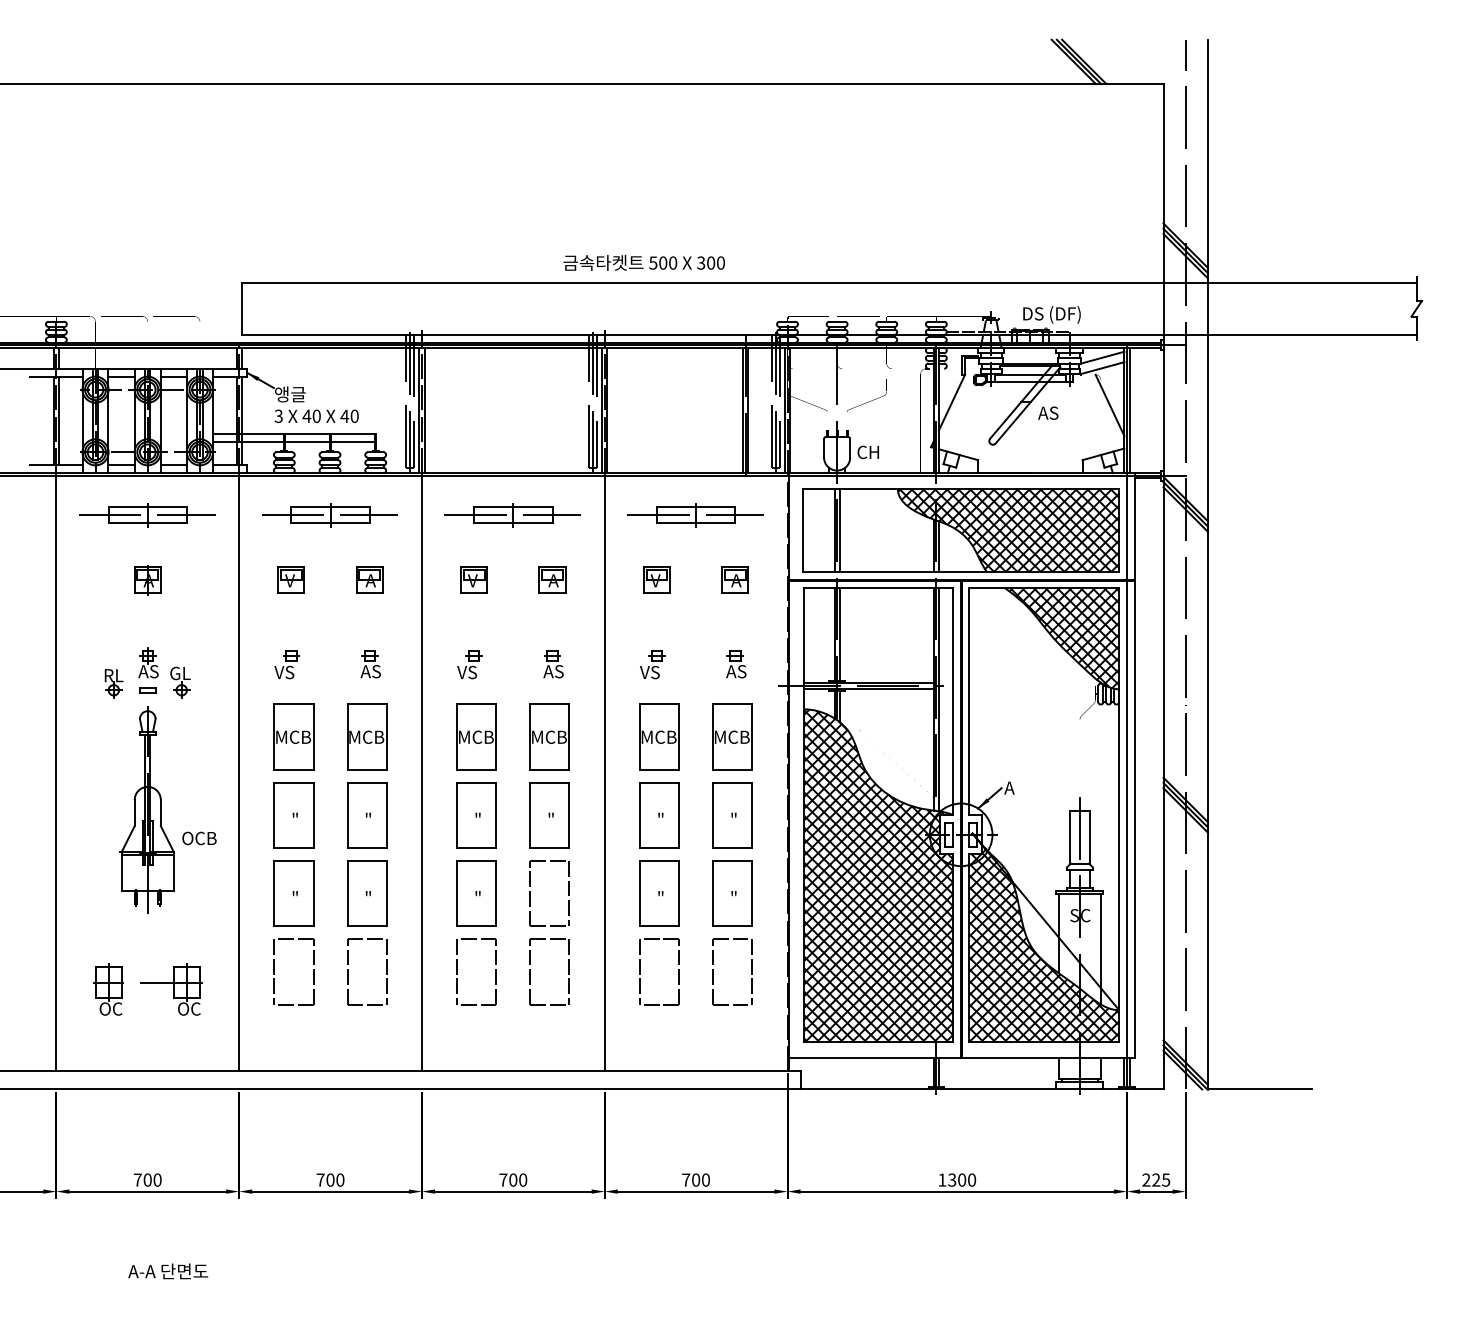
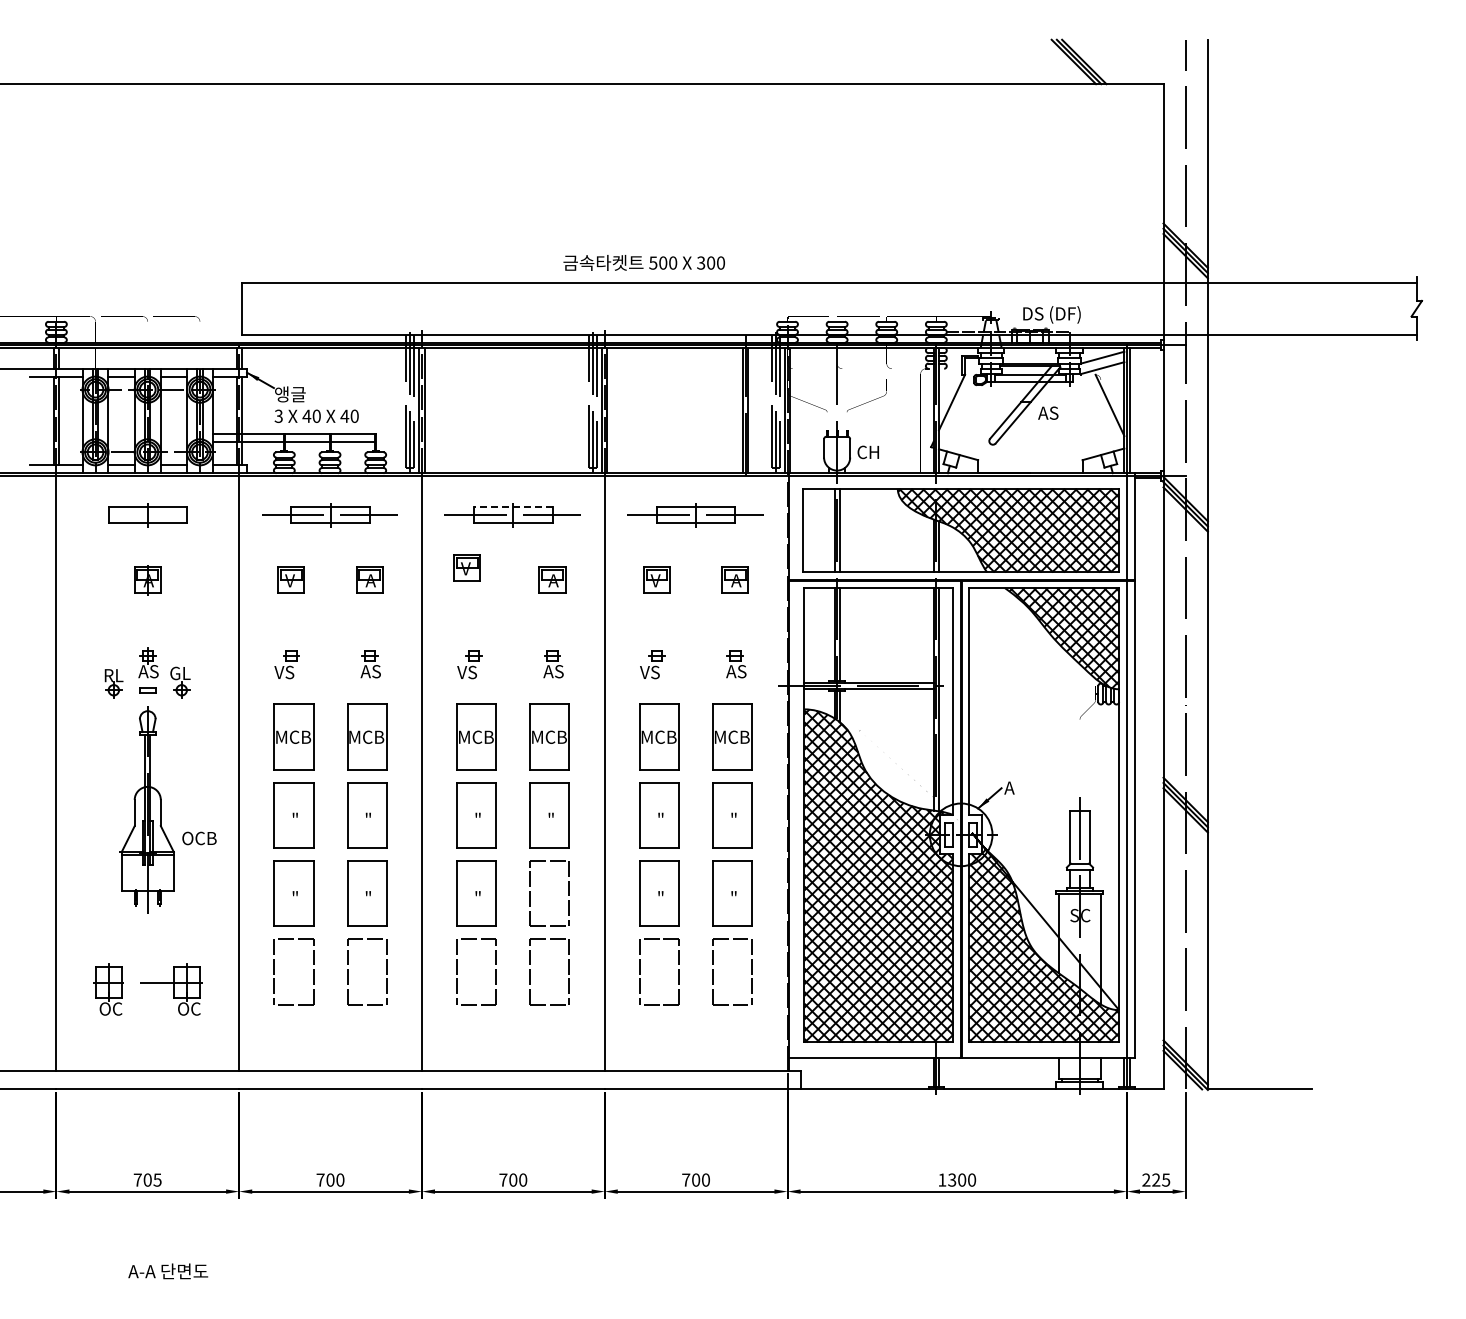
line: solid -> dashed (512, 507)
line: present -> none (146, 515)
part position: (473, 579) -> (466, 567) (466, 567)
text: 700 -> 705 (157, 1179)
